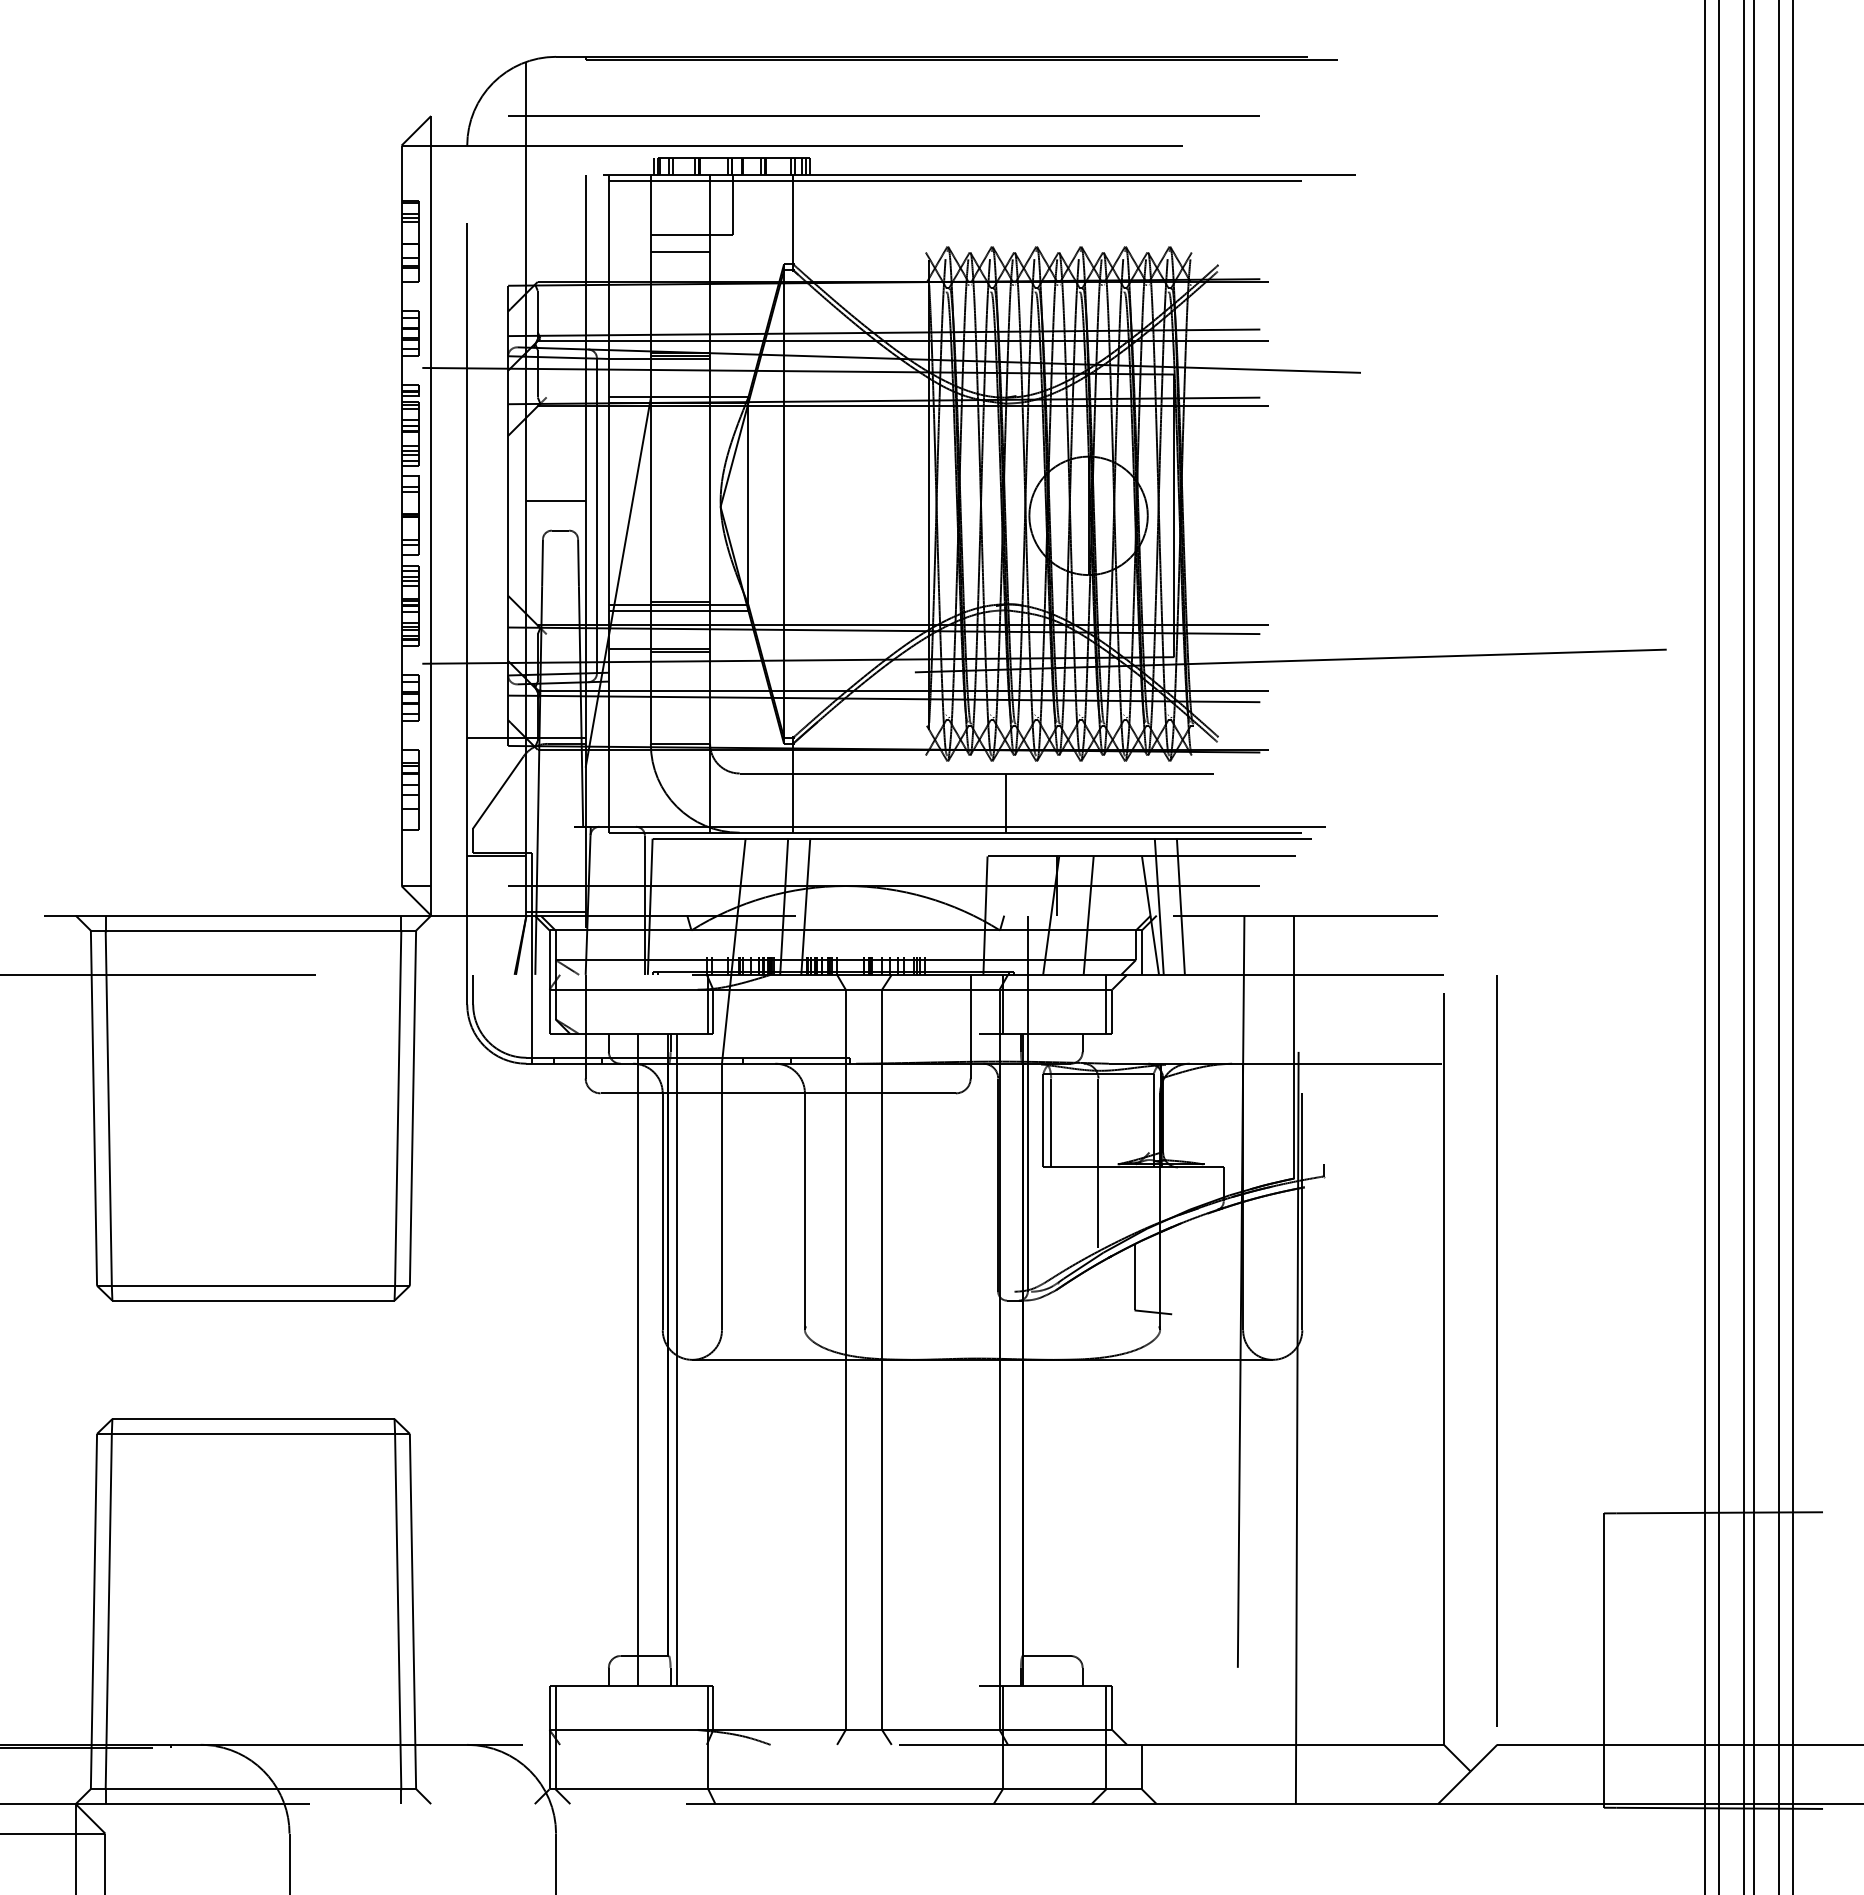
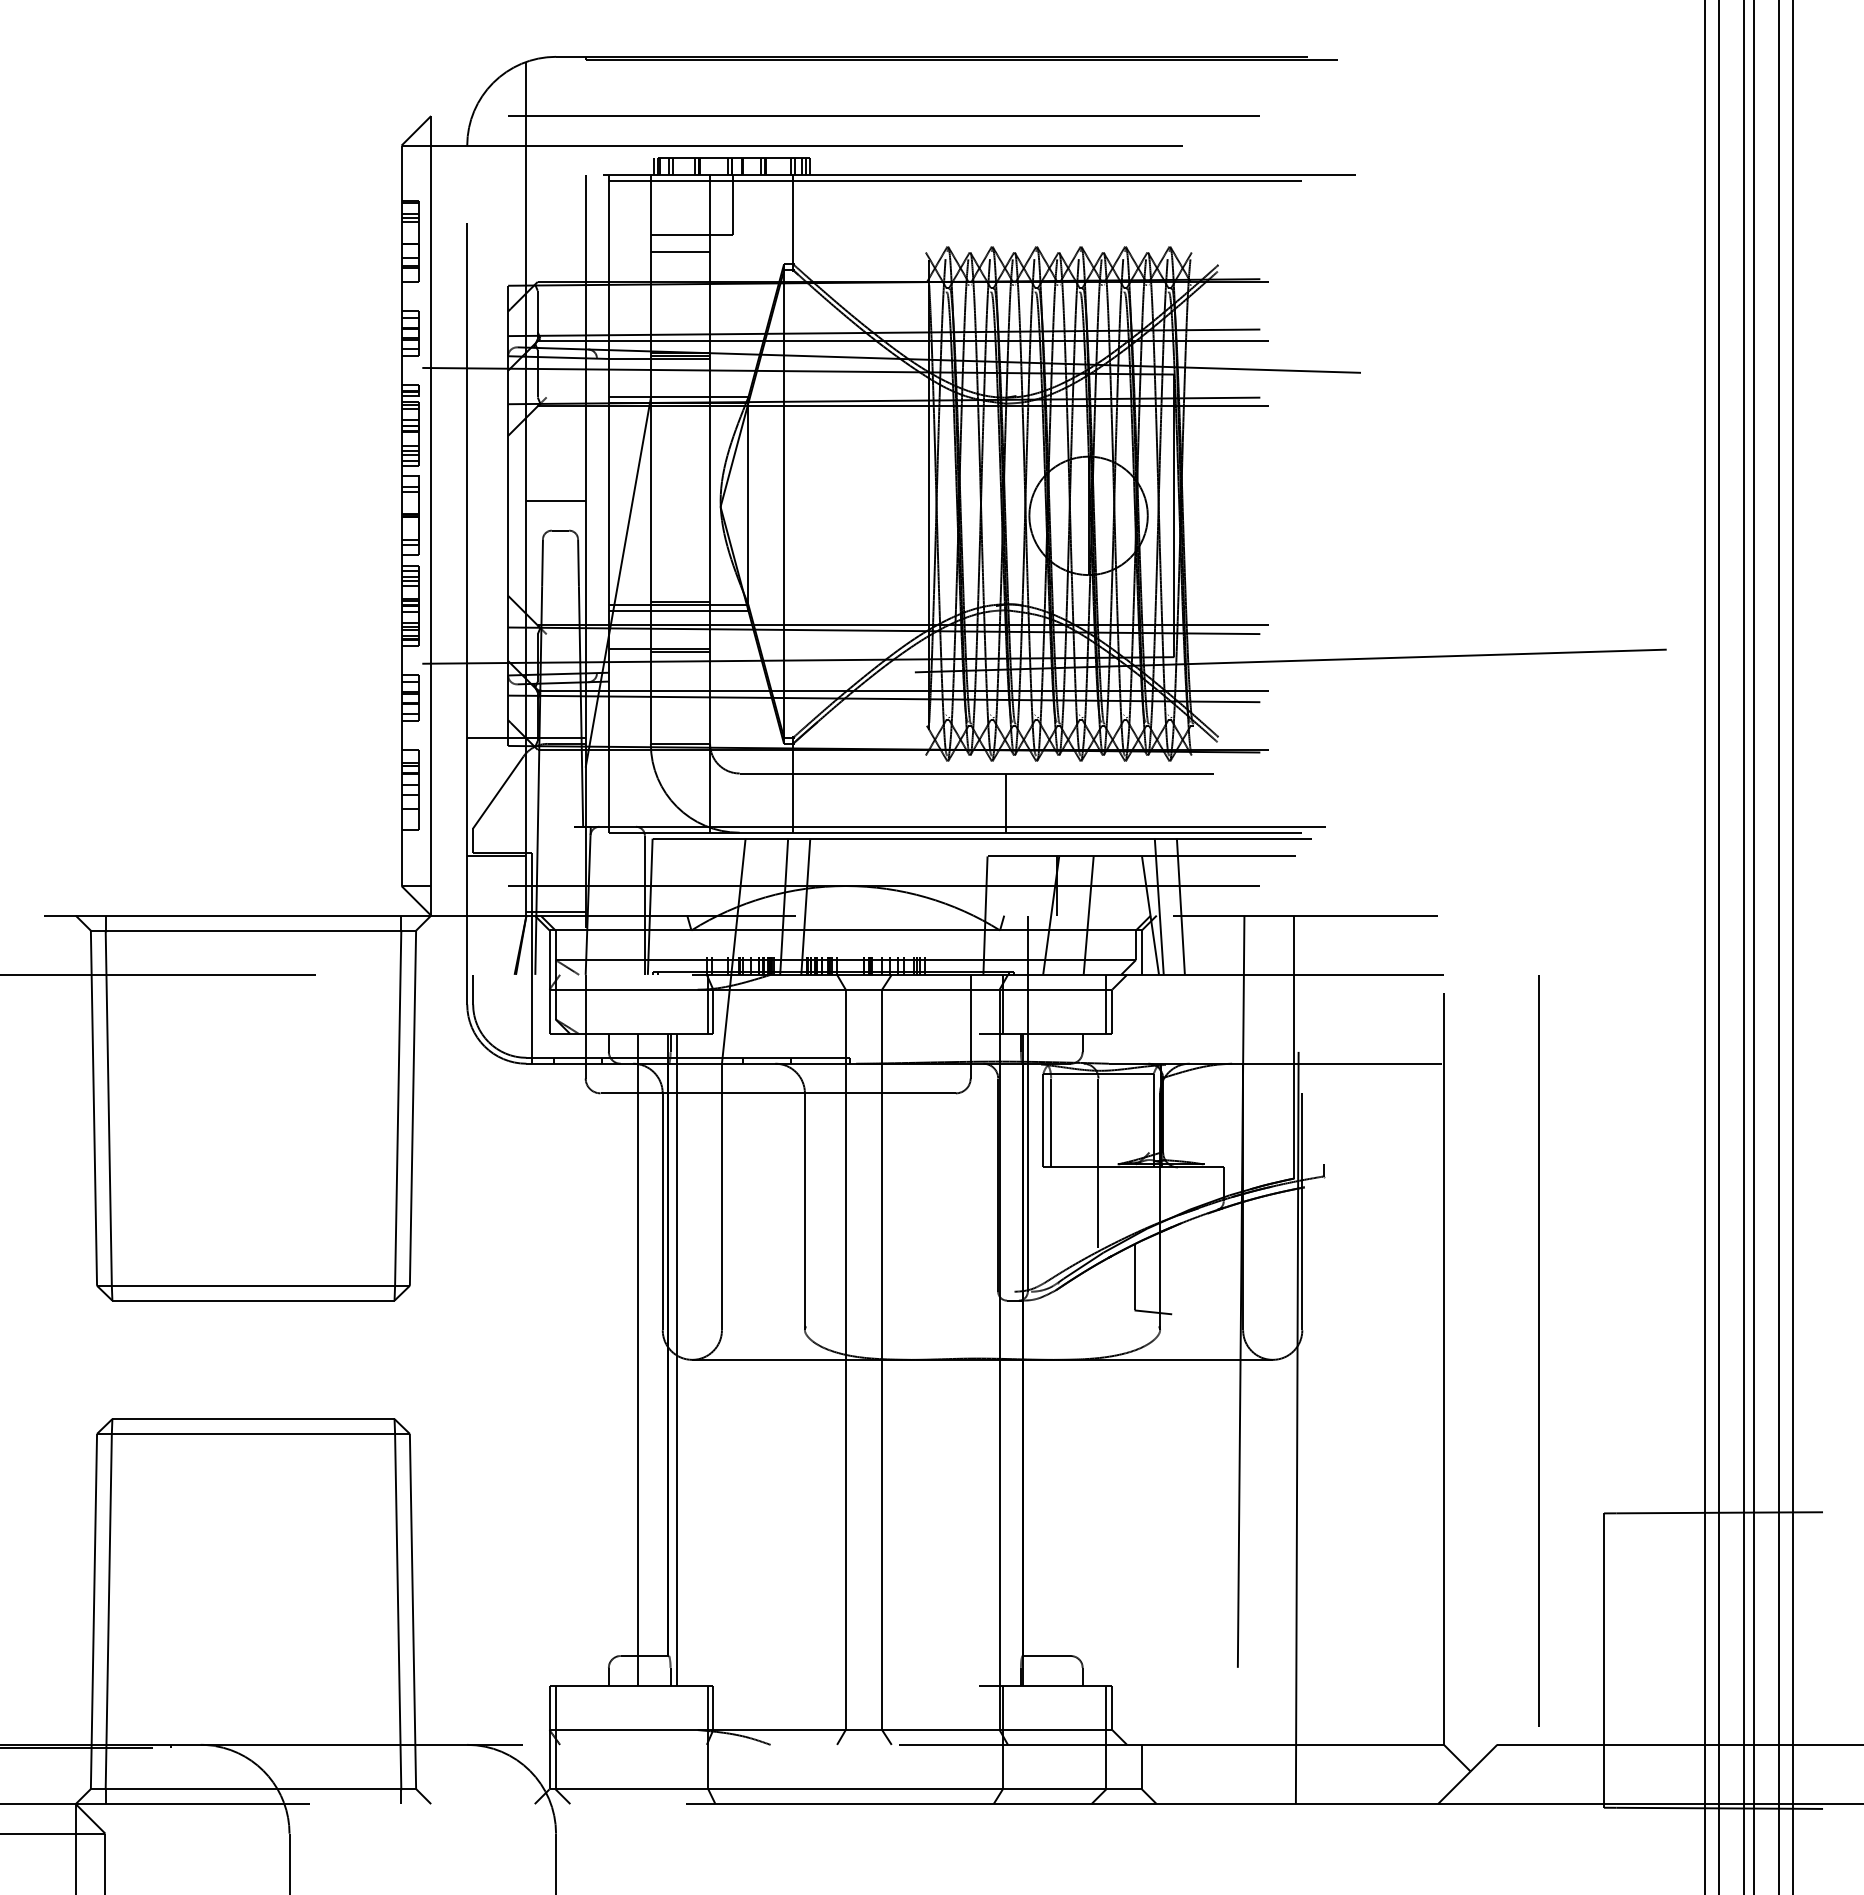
line: present -> none (597, 515)
line position: (1496, 1350) -> (1538, 1350) (1538, 1350)
